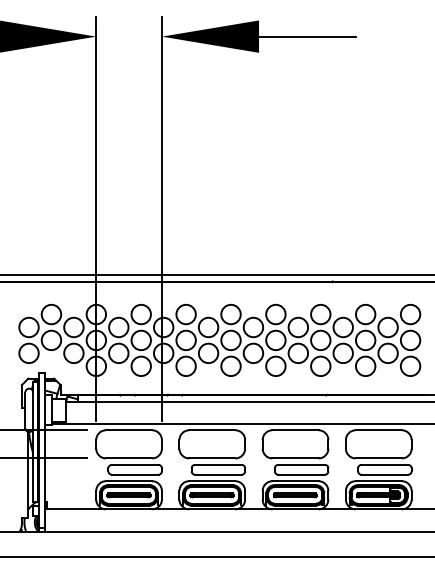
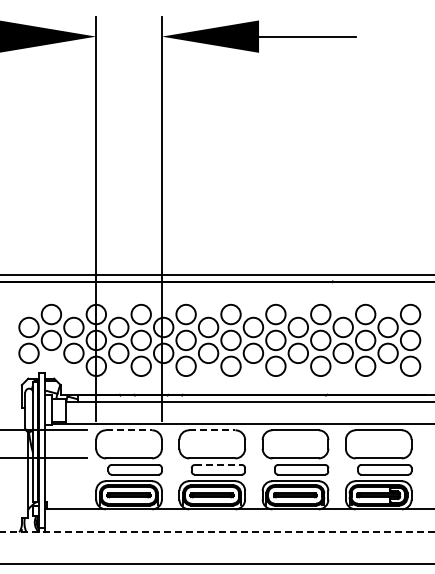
line: solid -> dashed (129, 430)
line: solid -> dashed (212, 430)
line: solid -> dashed (218, 464)
line: solid -> dashed (217, 532)
line position: (216, 556) -> (216, 563) (216, 563)
